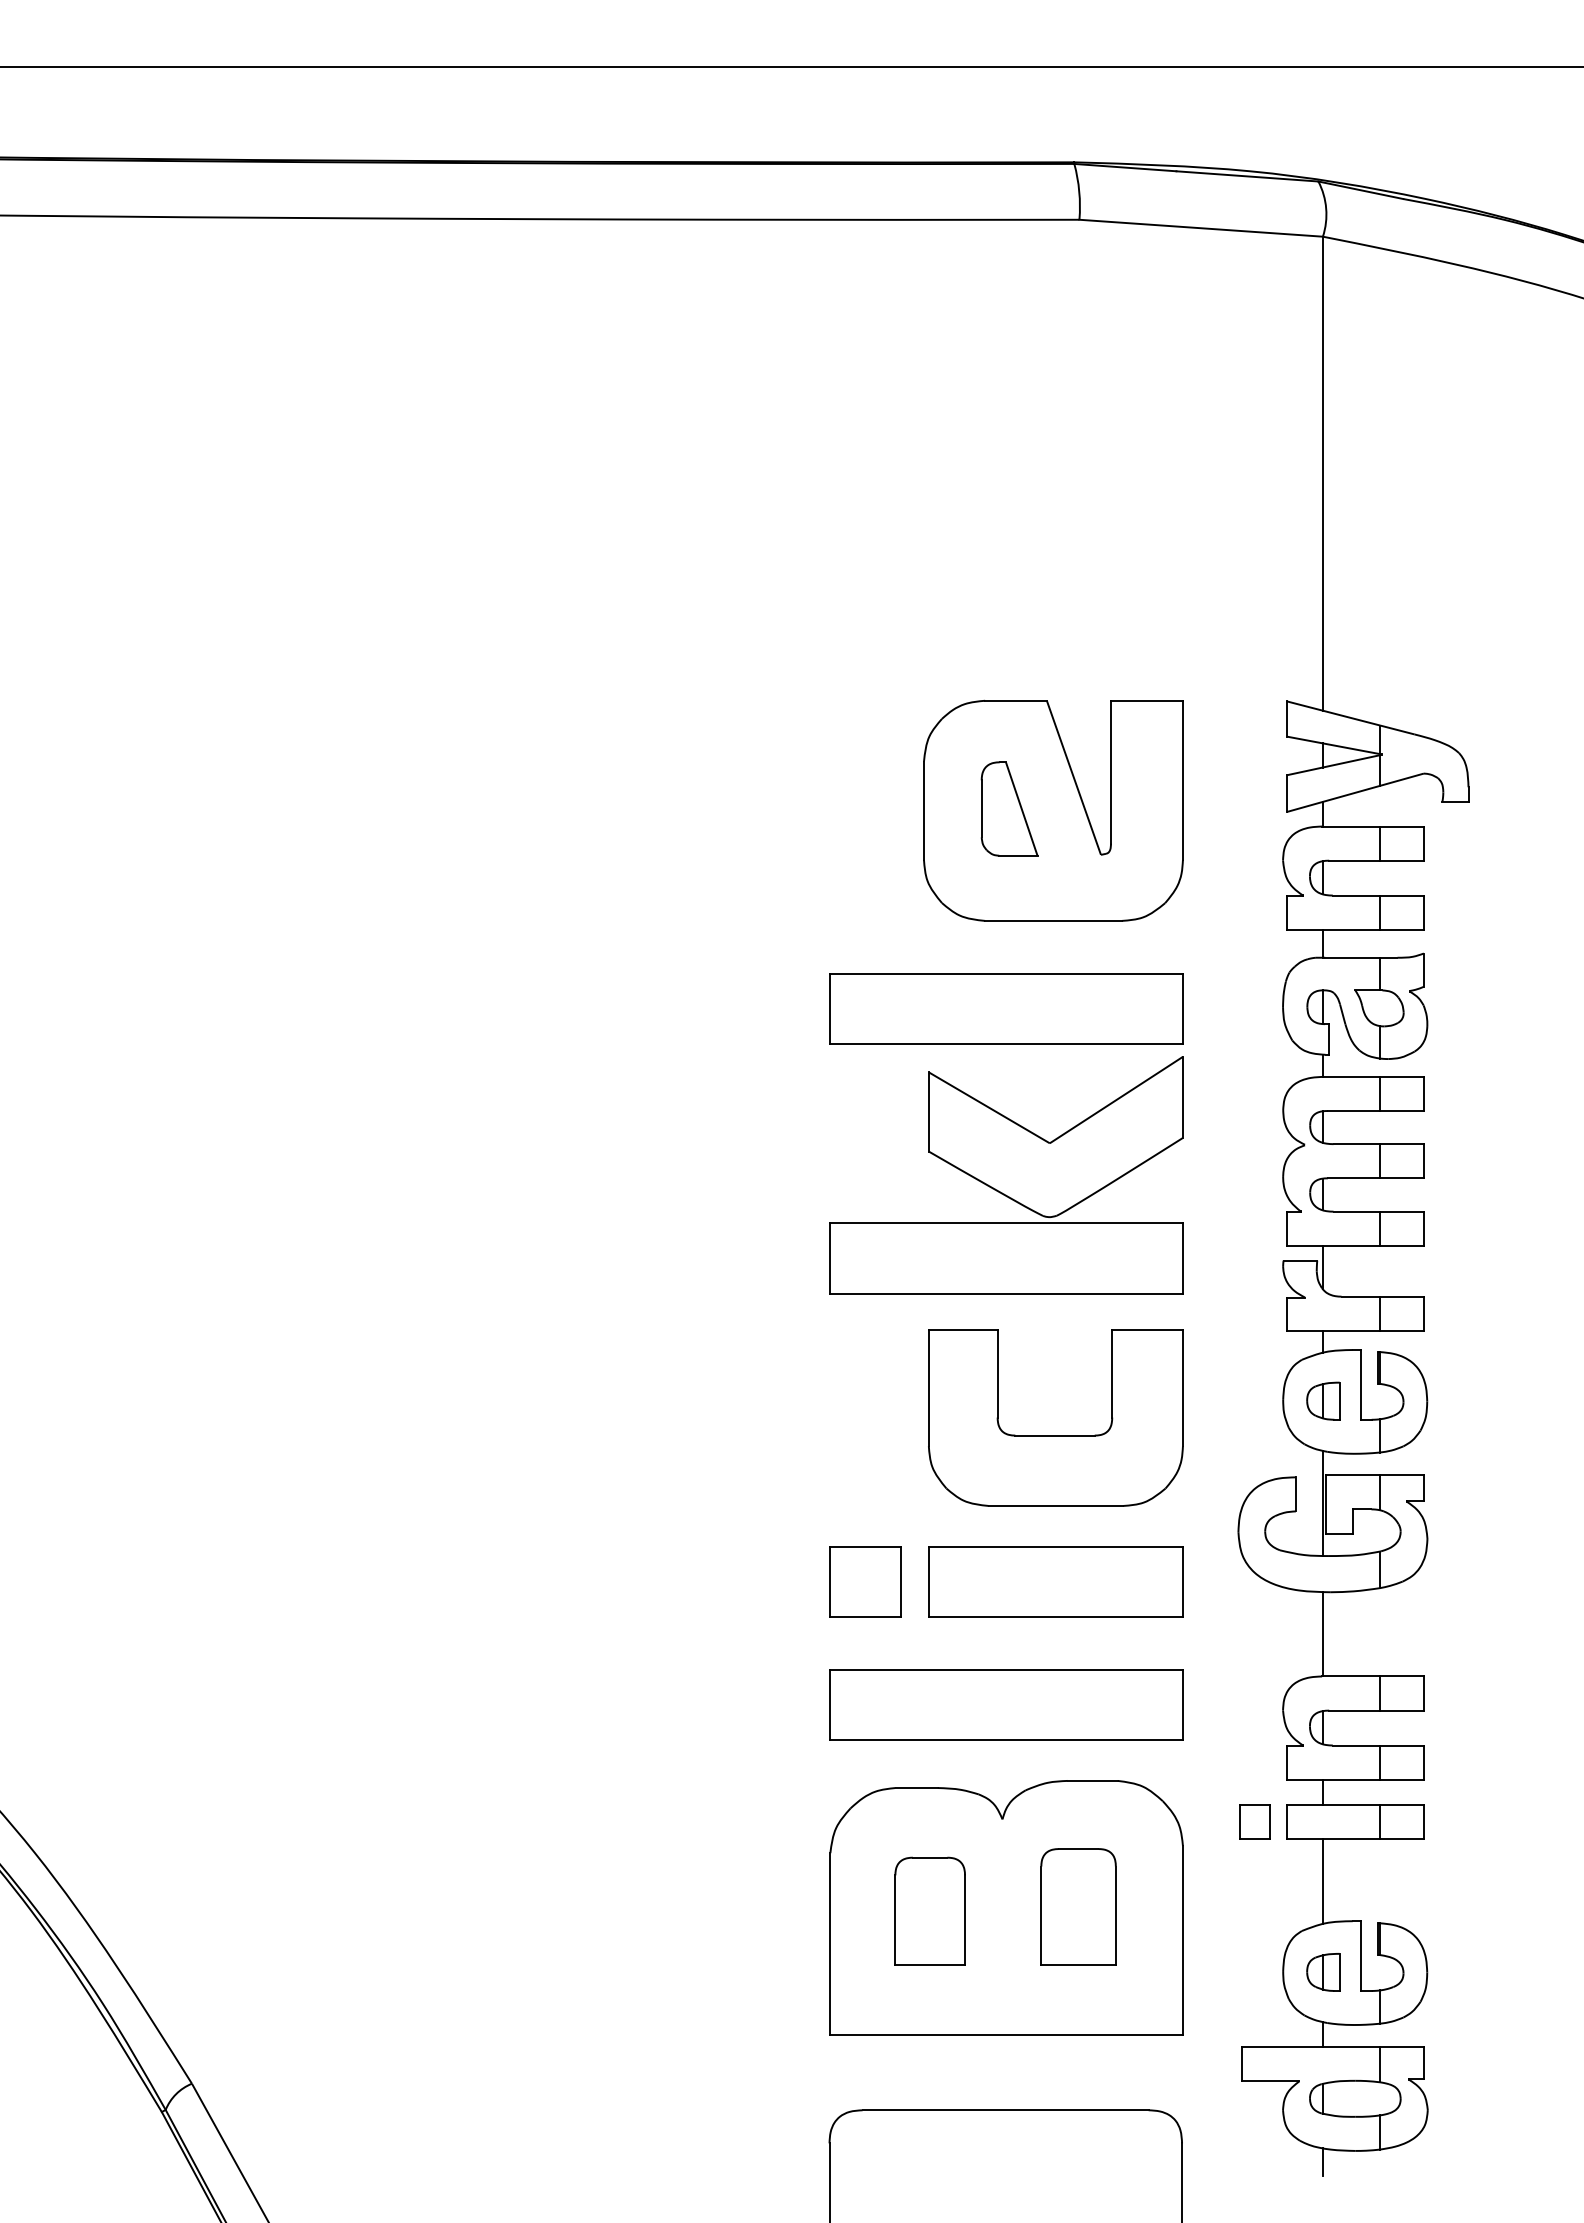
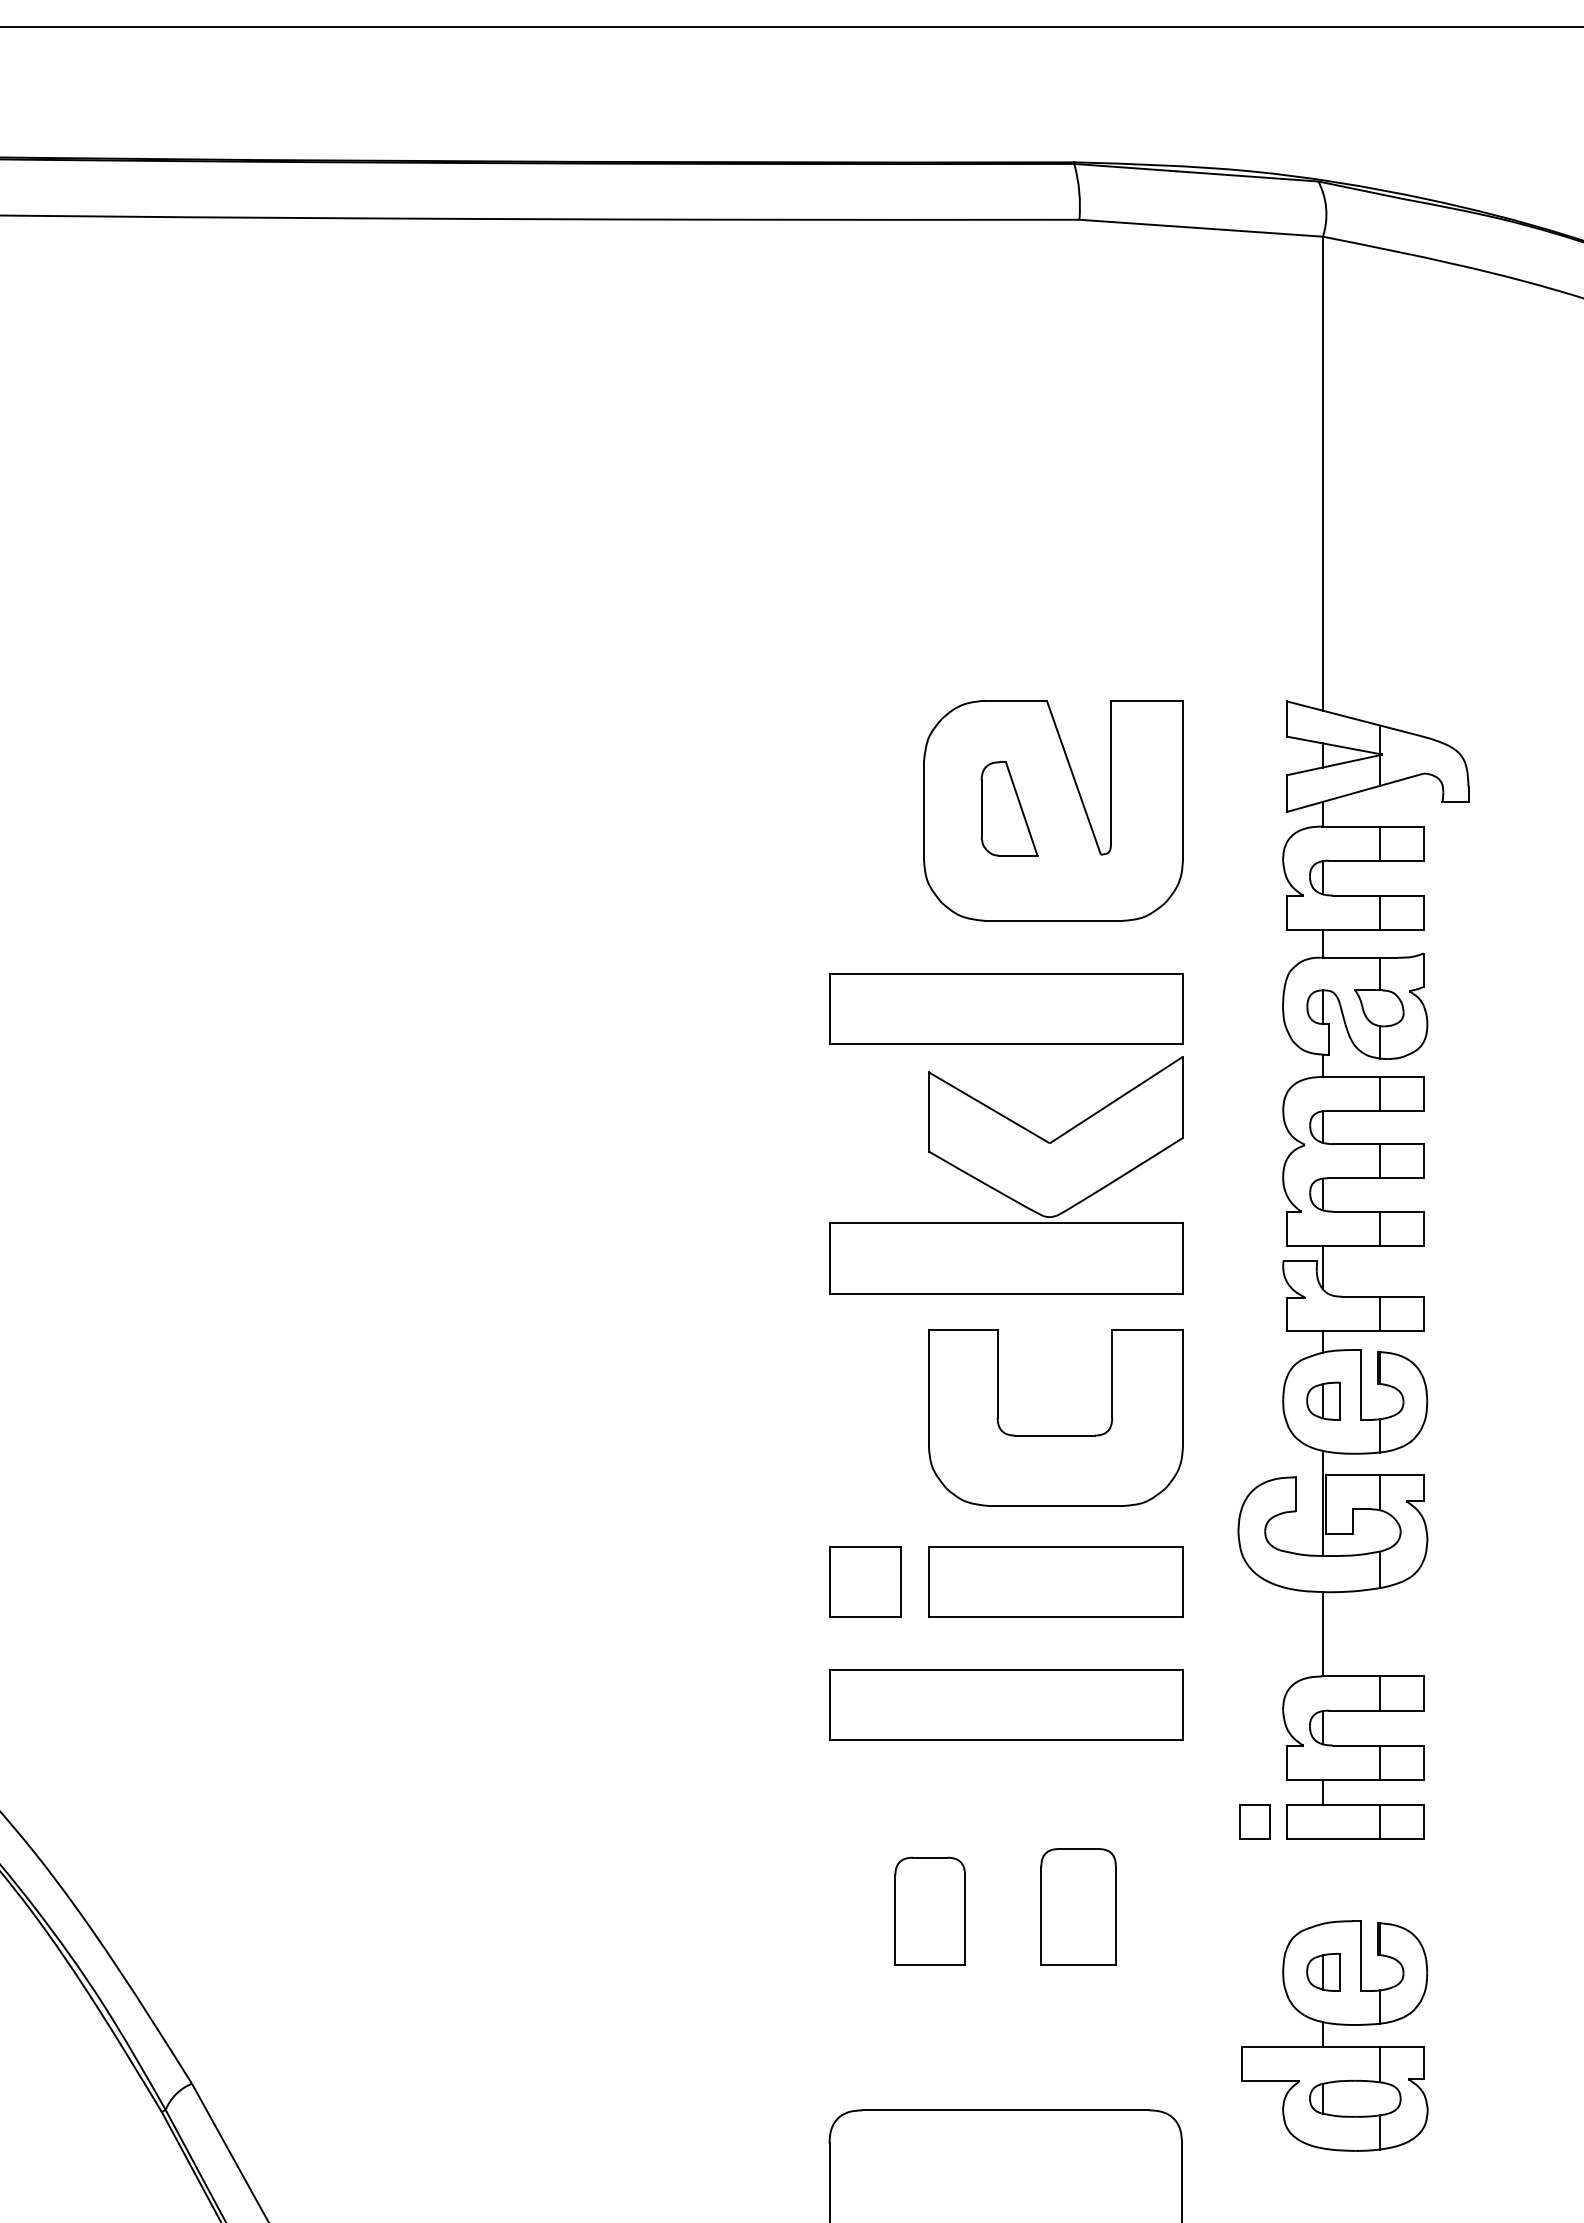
line position: (791, 66) -> (791, 26) (791, 26)
line: present -> none (1322, 1881)
part: present -> none (1006, 1907)
line: present -> none (1322, 2161)
